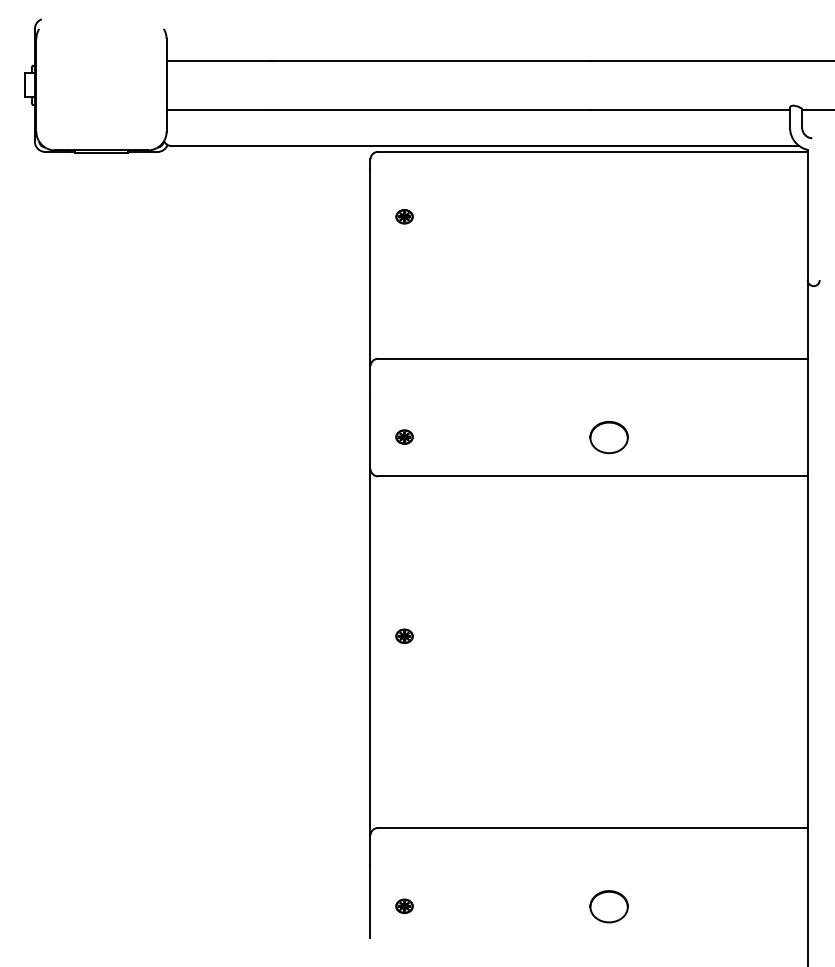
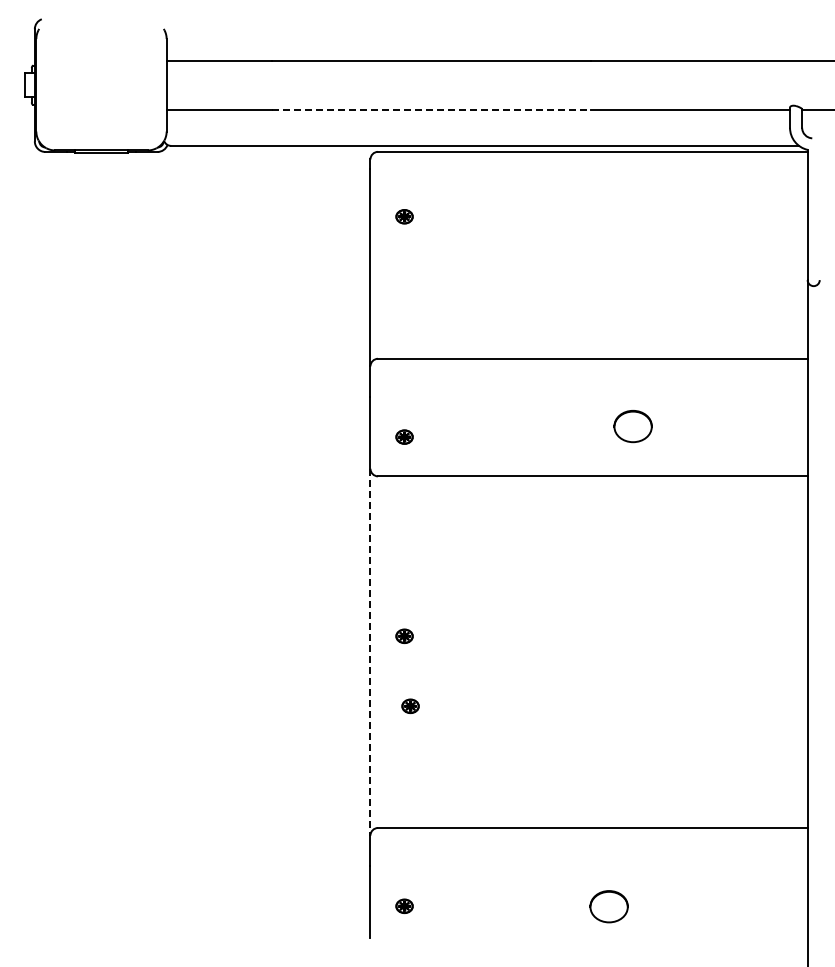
line: solid -> dashed (431, 109)
part position: (608, 437) -> (632, 426) (632, 426)
line: solid -> dashed (370, 652)
part: none -> present (410, 705)
